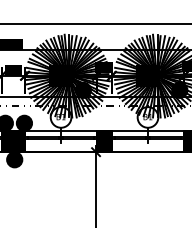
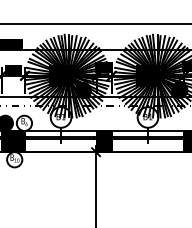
fill: present -> none (24, 122)
fill: present -> none (14, 159)
